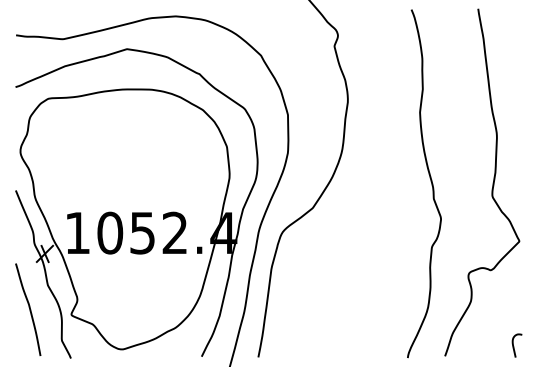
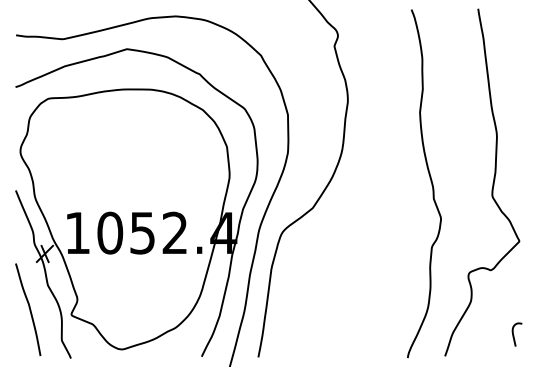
curve position: (514, 346) -> (514, 335) (514, 335)
